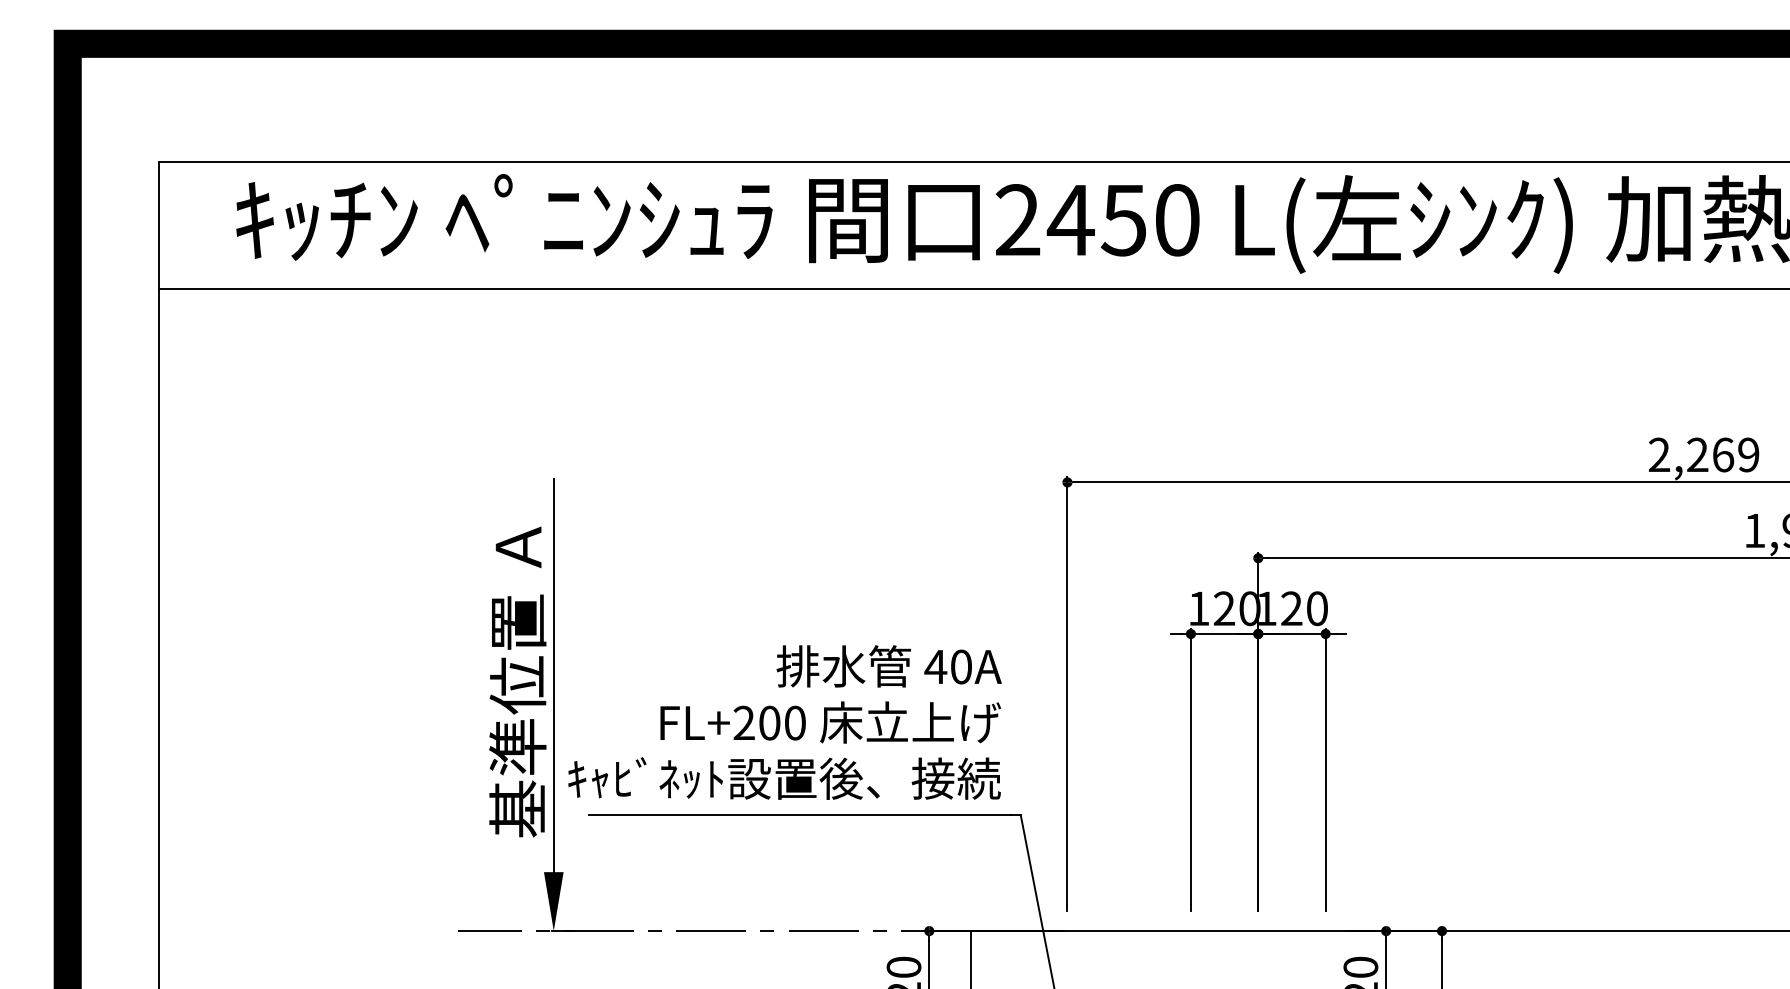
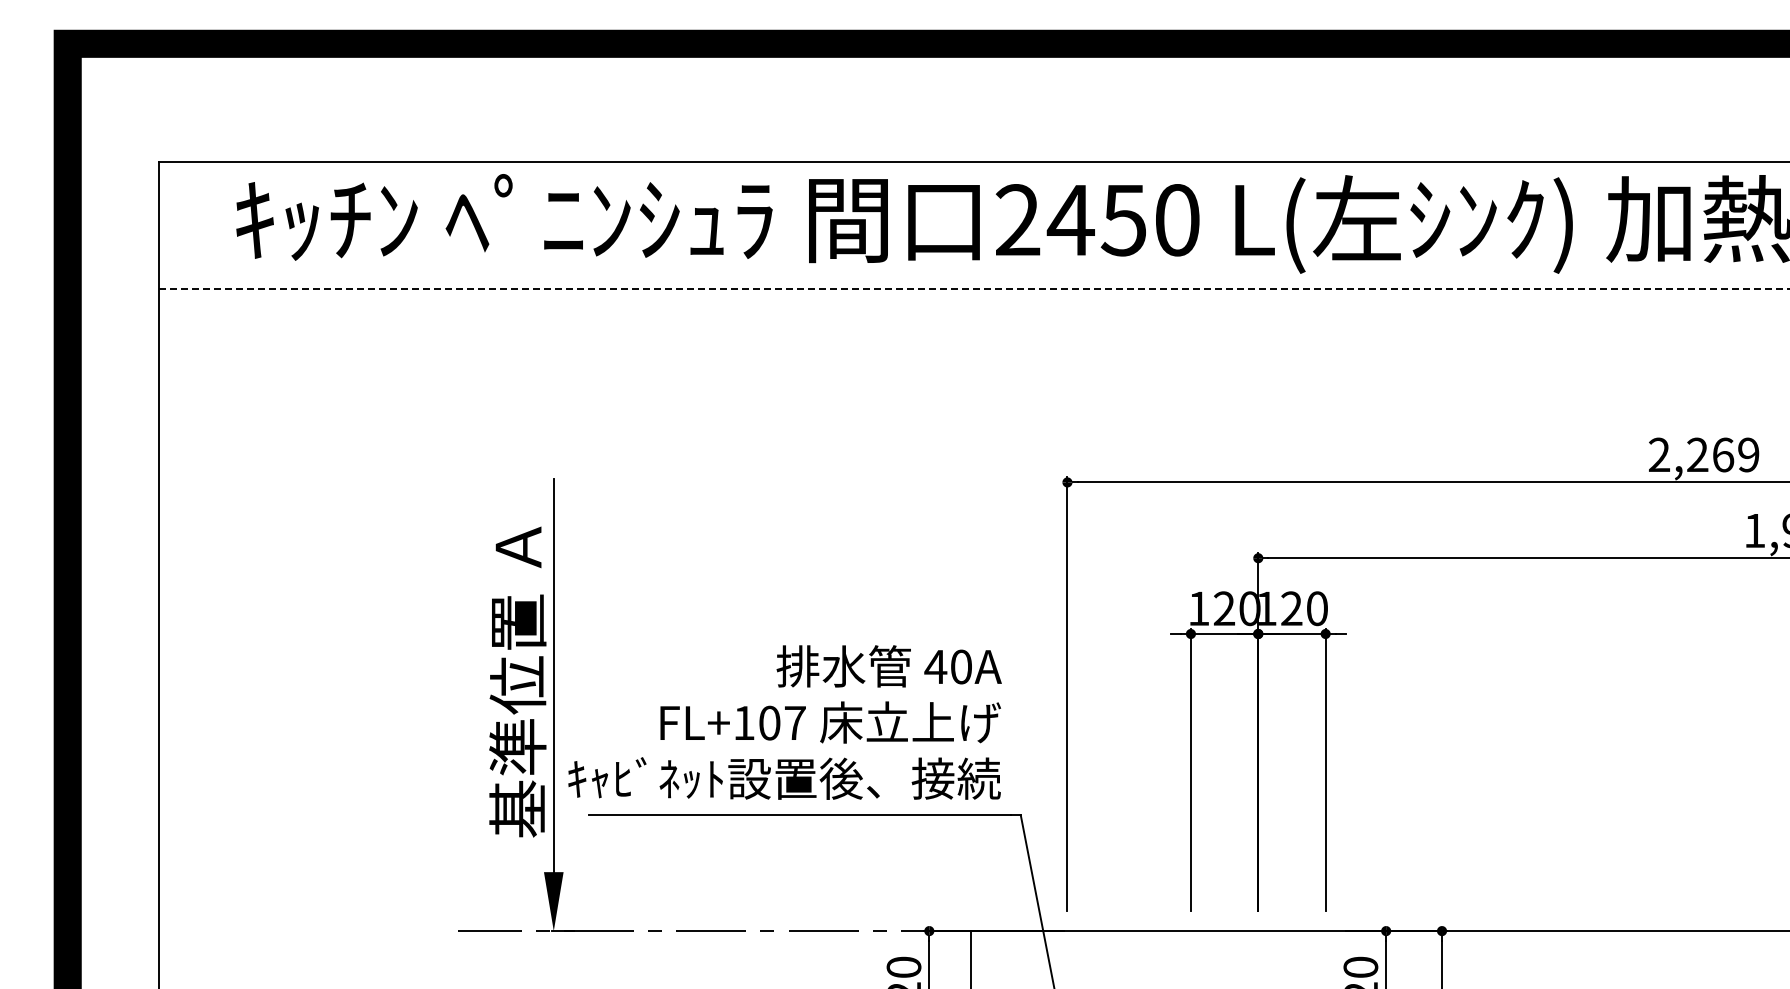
line: solid -> dashed (974, 288)
text: FL+200 -> FL+107 (769, 722)
